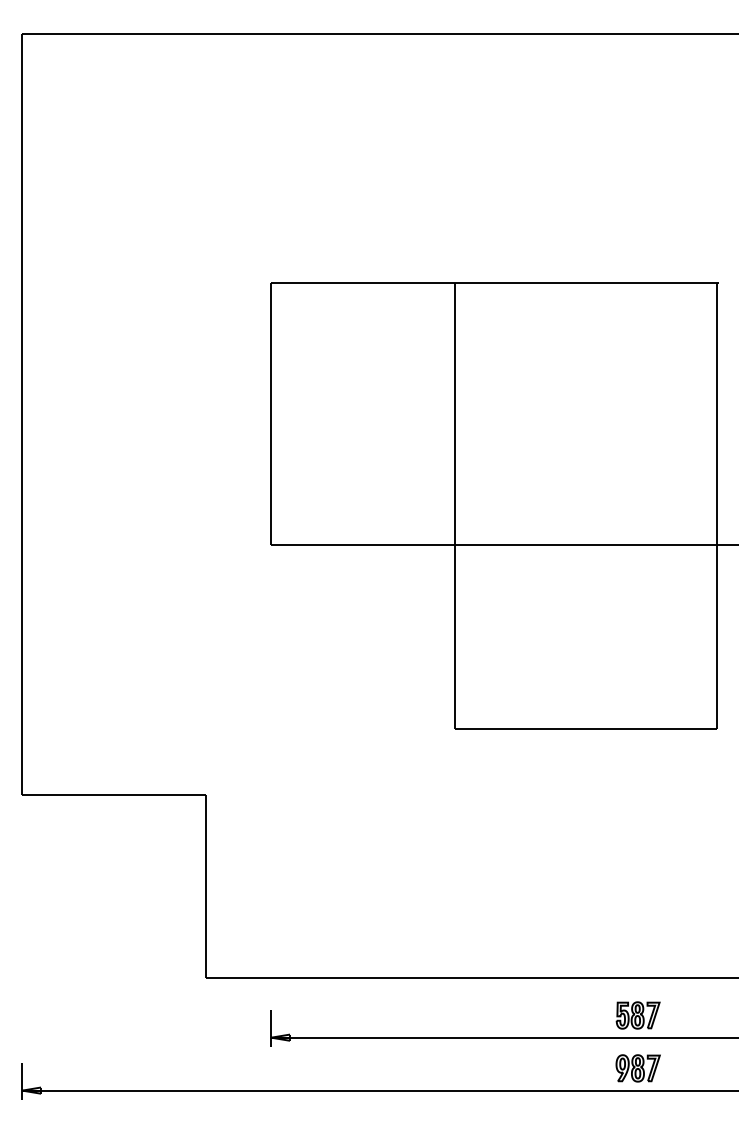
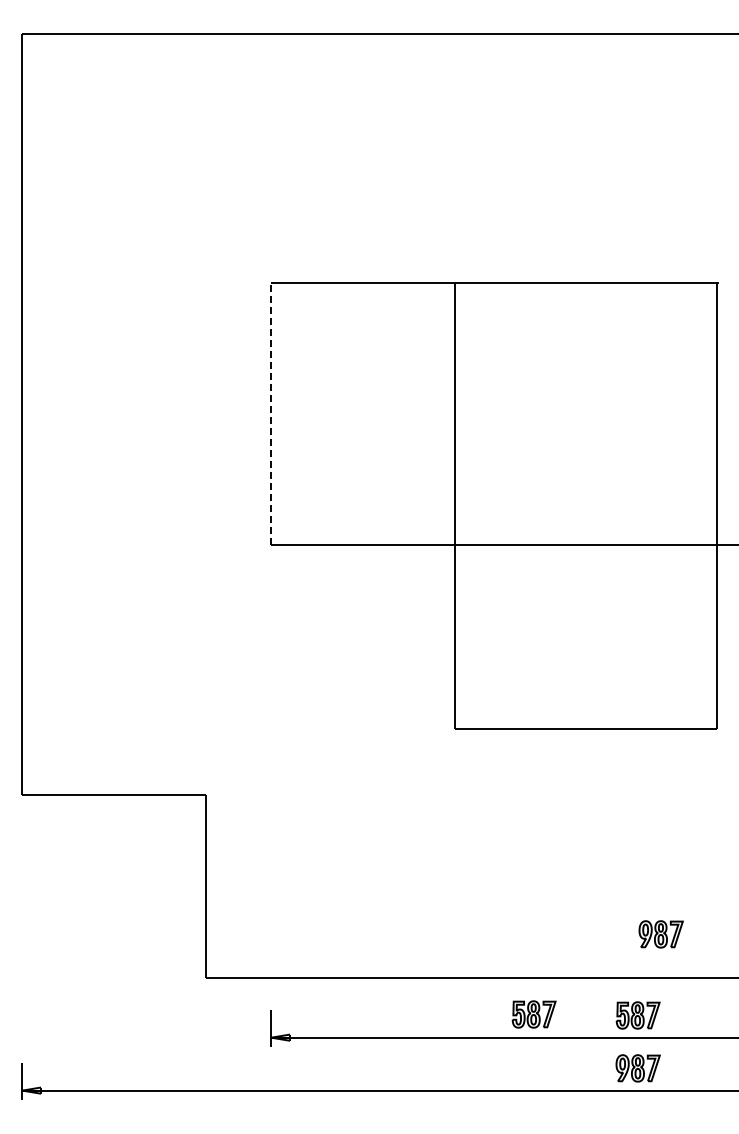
line: solid -> dashed (271, 414)
part: none -> present (660, 934)
part: none -> present (533, 1014)
